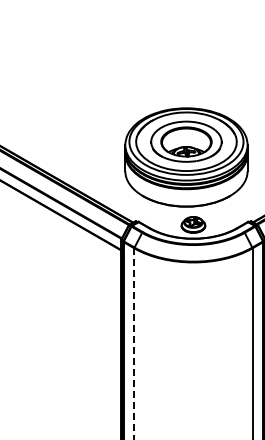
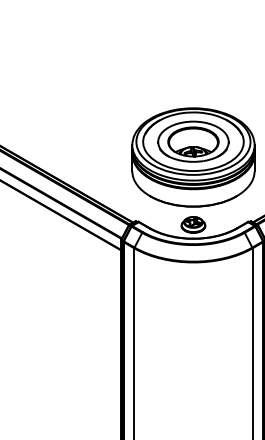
part position: (186, 157) -> (193, 157) (193, 157)
line: dashed -> solid (134, 344)
